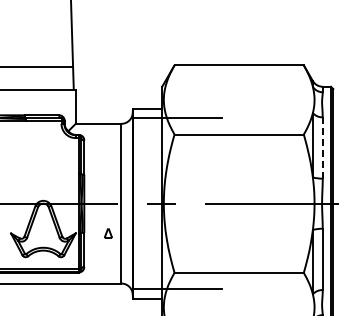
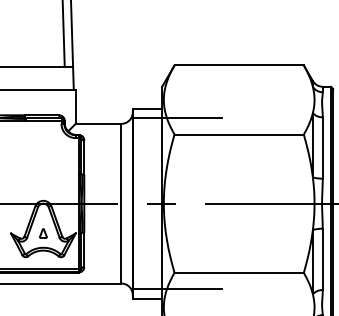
line: none -> present (63, 34)
line: dashed -> solid (322, 147)
part position: (108, 233) -> (43, 233) (43, 233)
